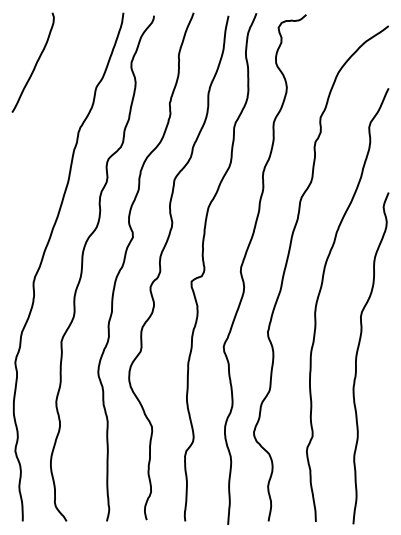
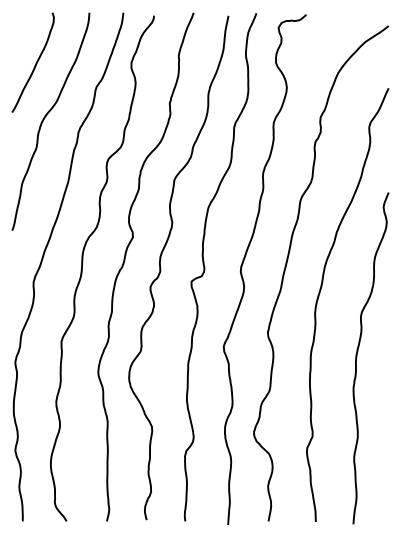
curve: none -> present (45, 118)
